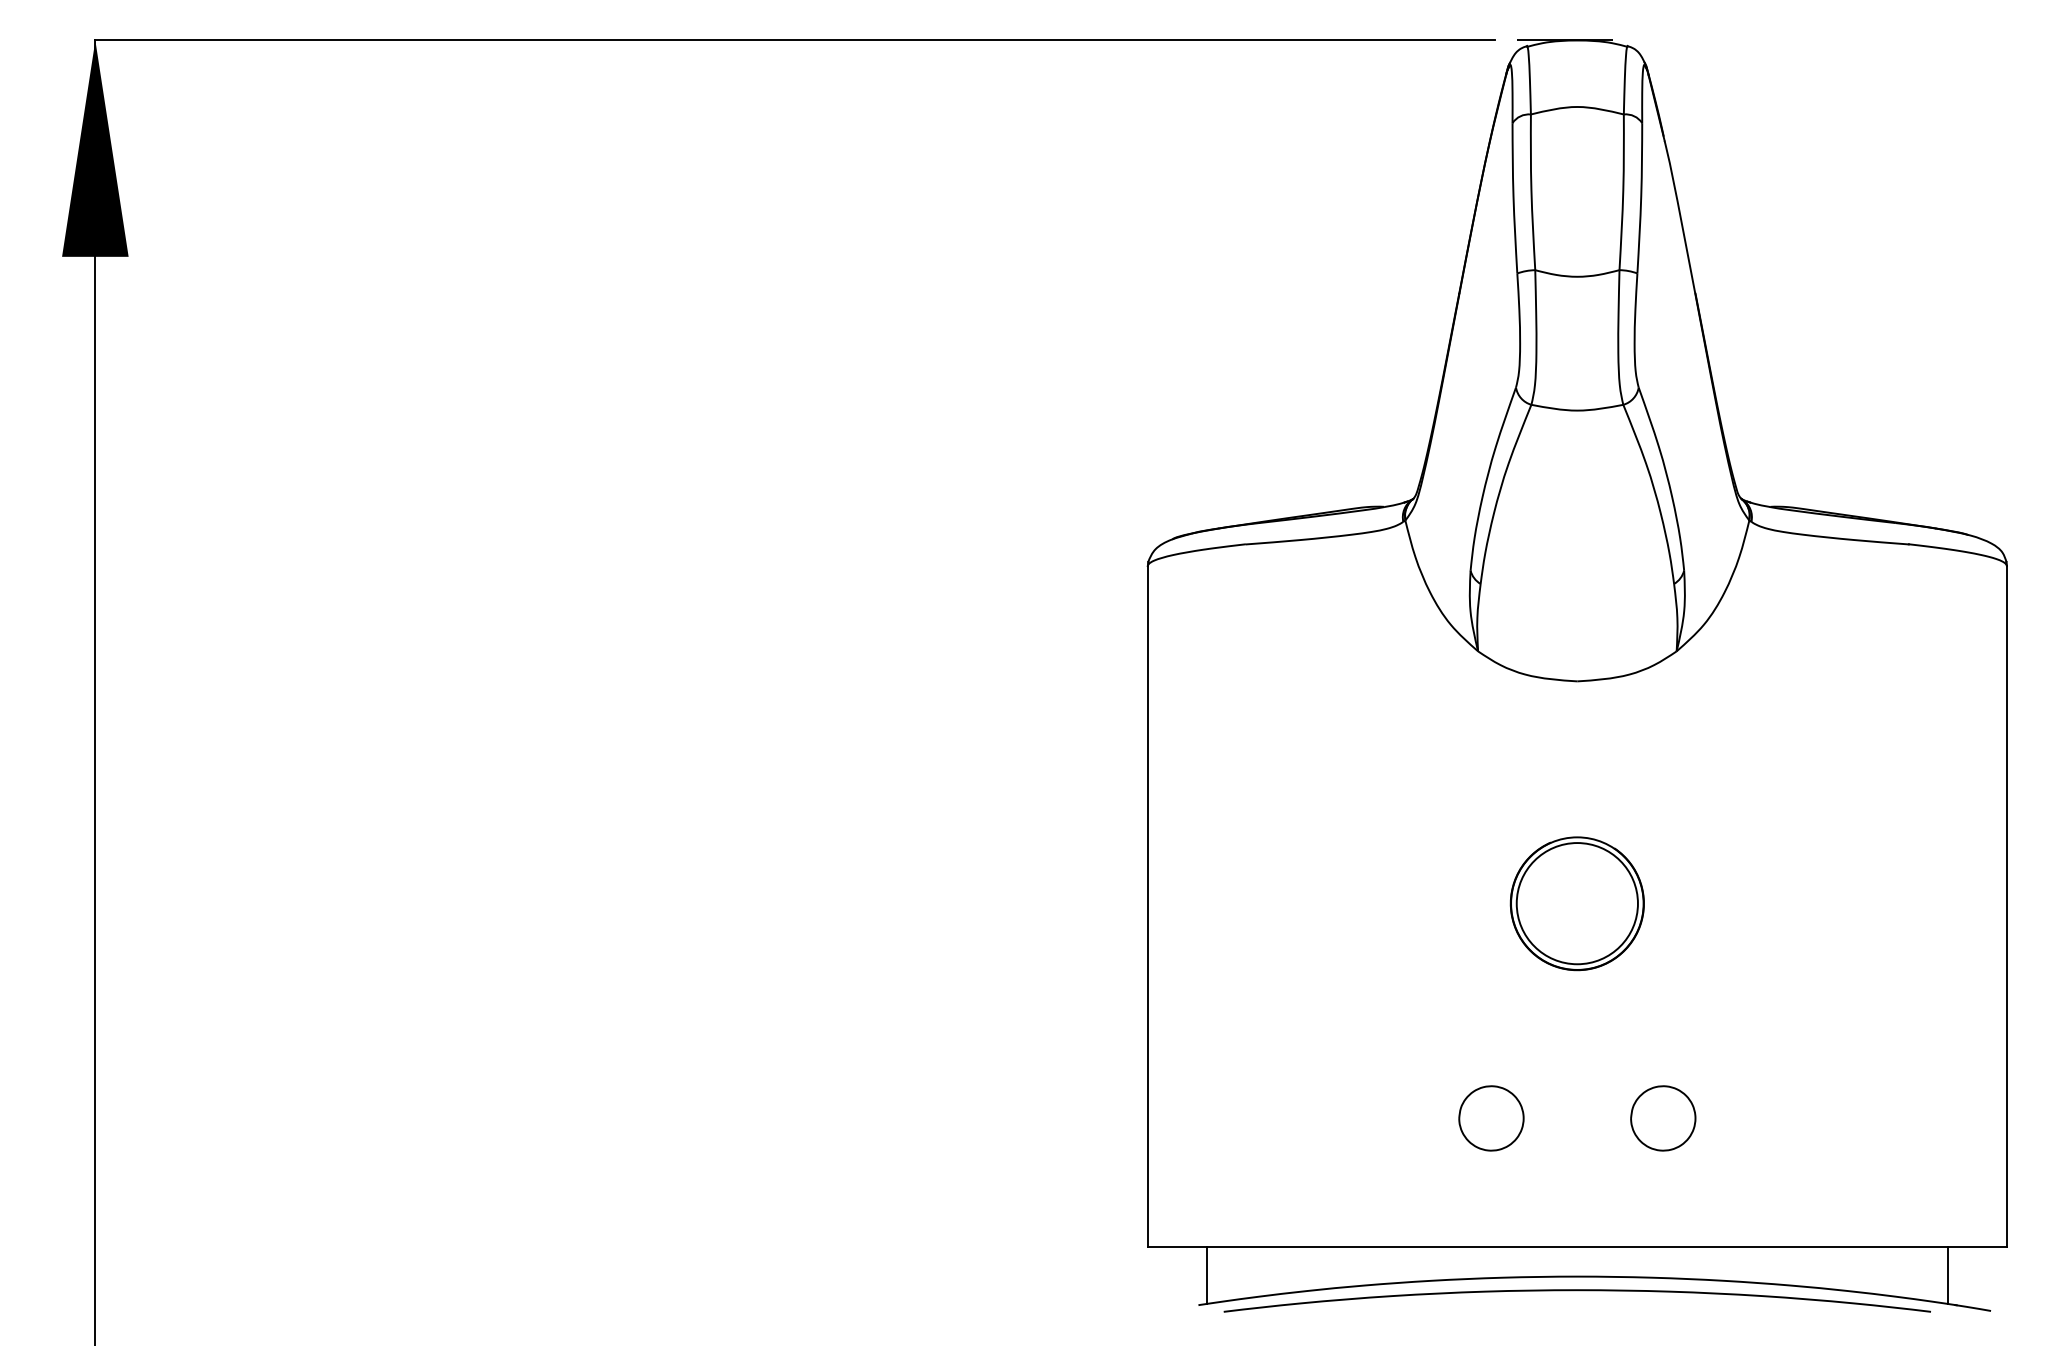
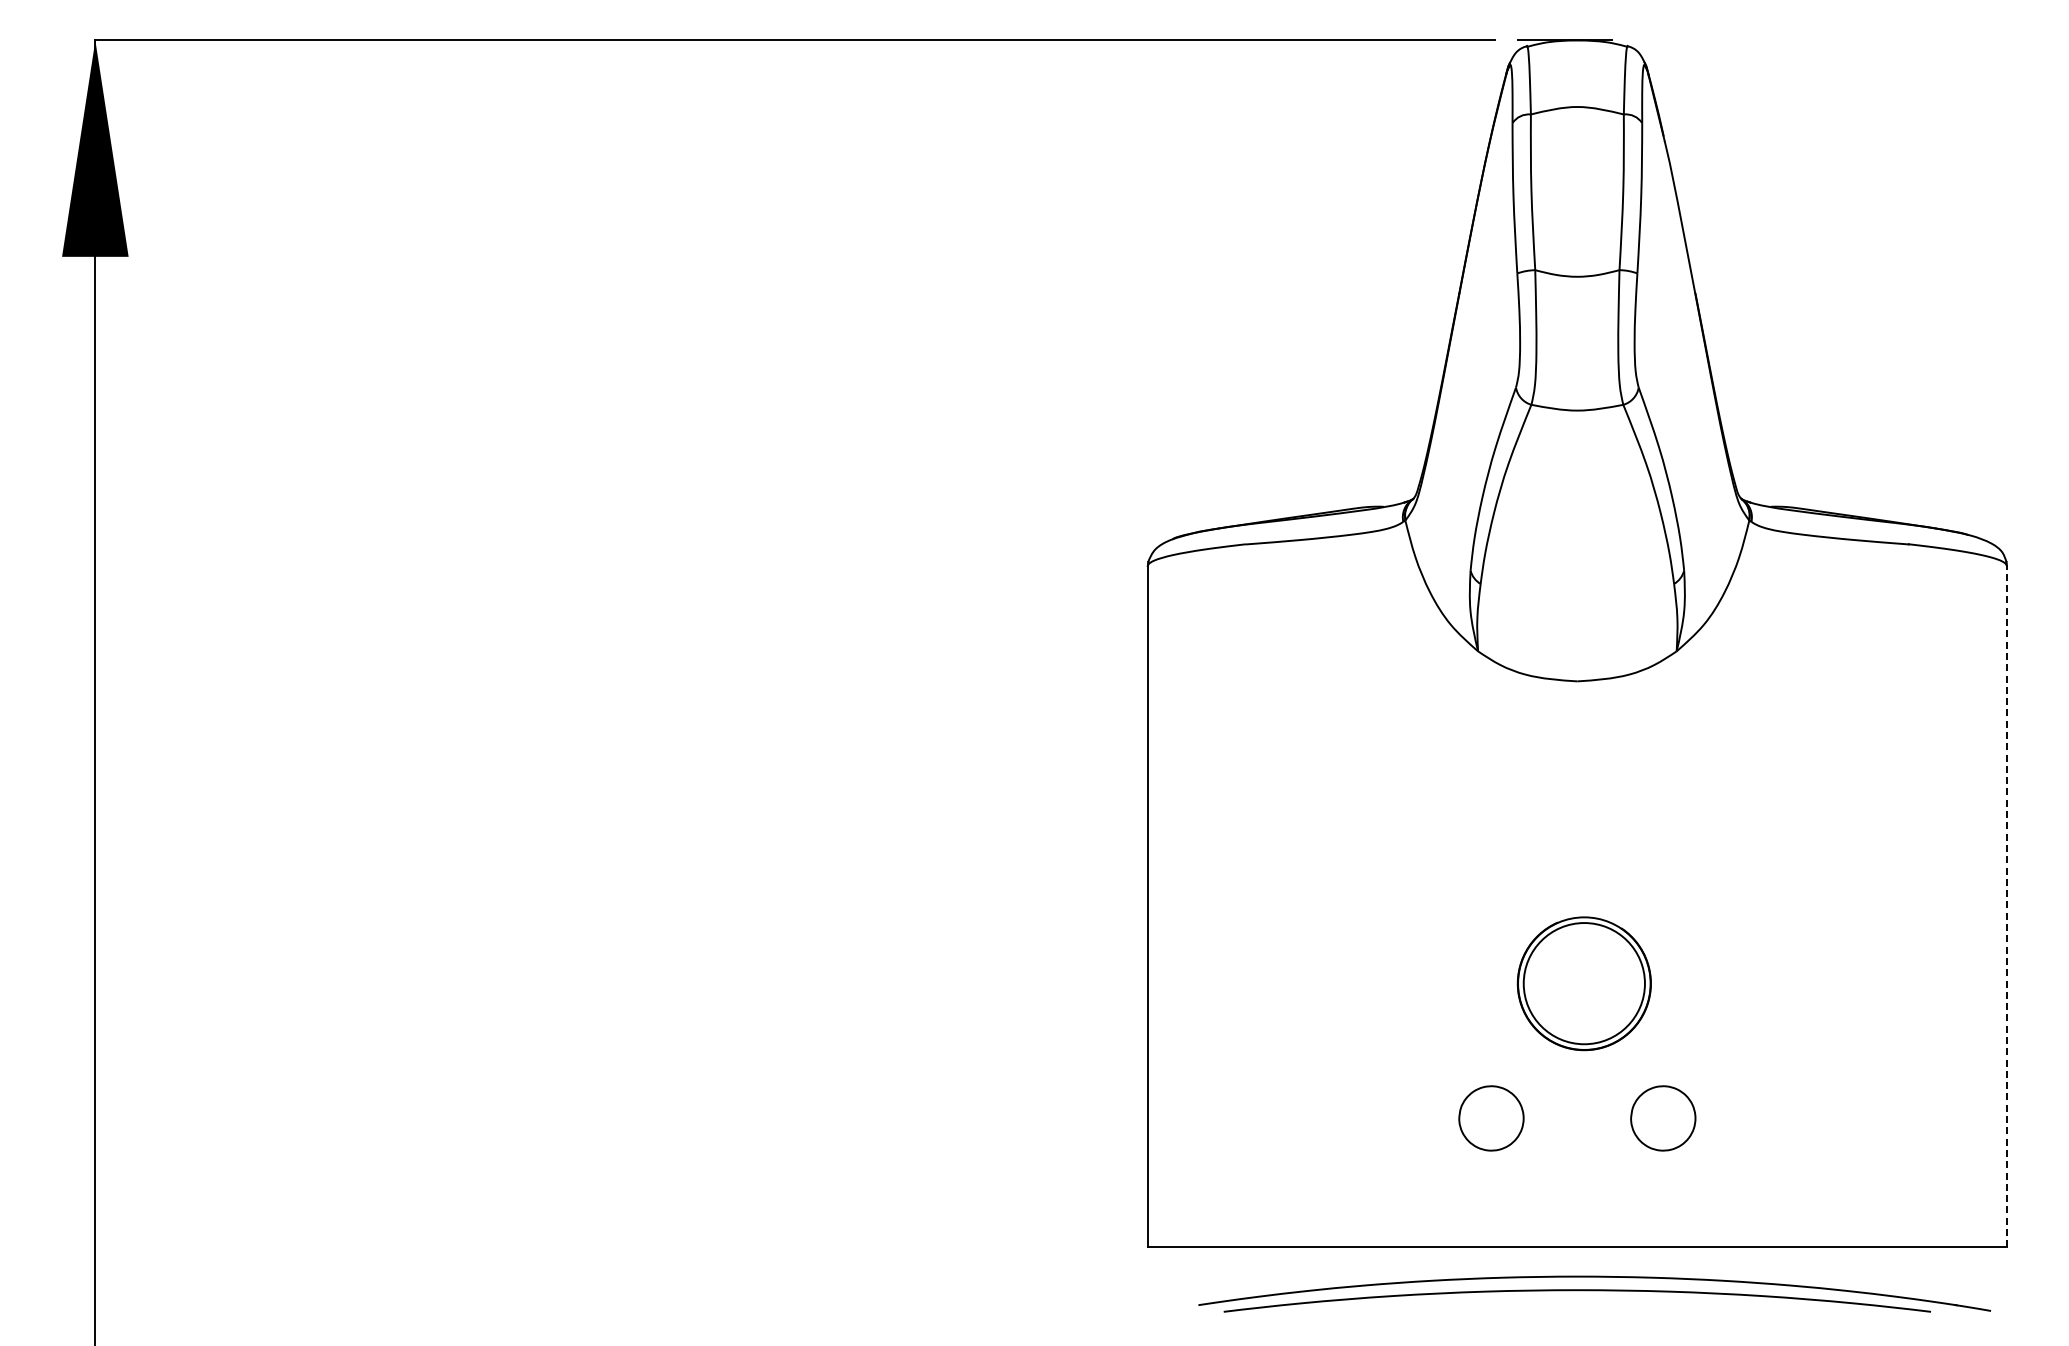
part position: (1576, 903) -> (1583, 983) (1583, 983)
line: solid -> dashed (2006, 906)
line: present -> none (1206, 1275)
line: present -> none (1947, 1275)
